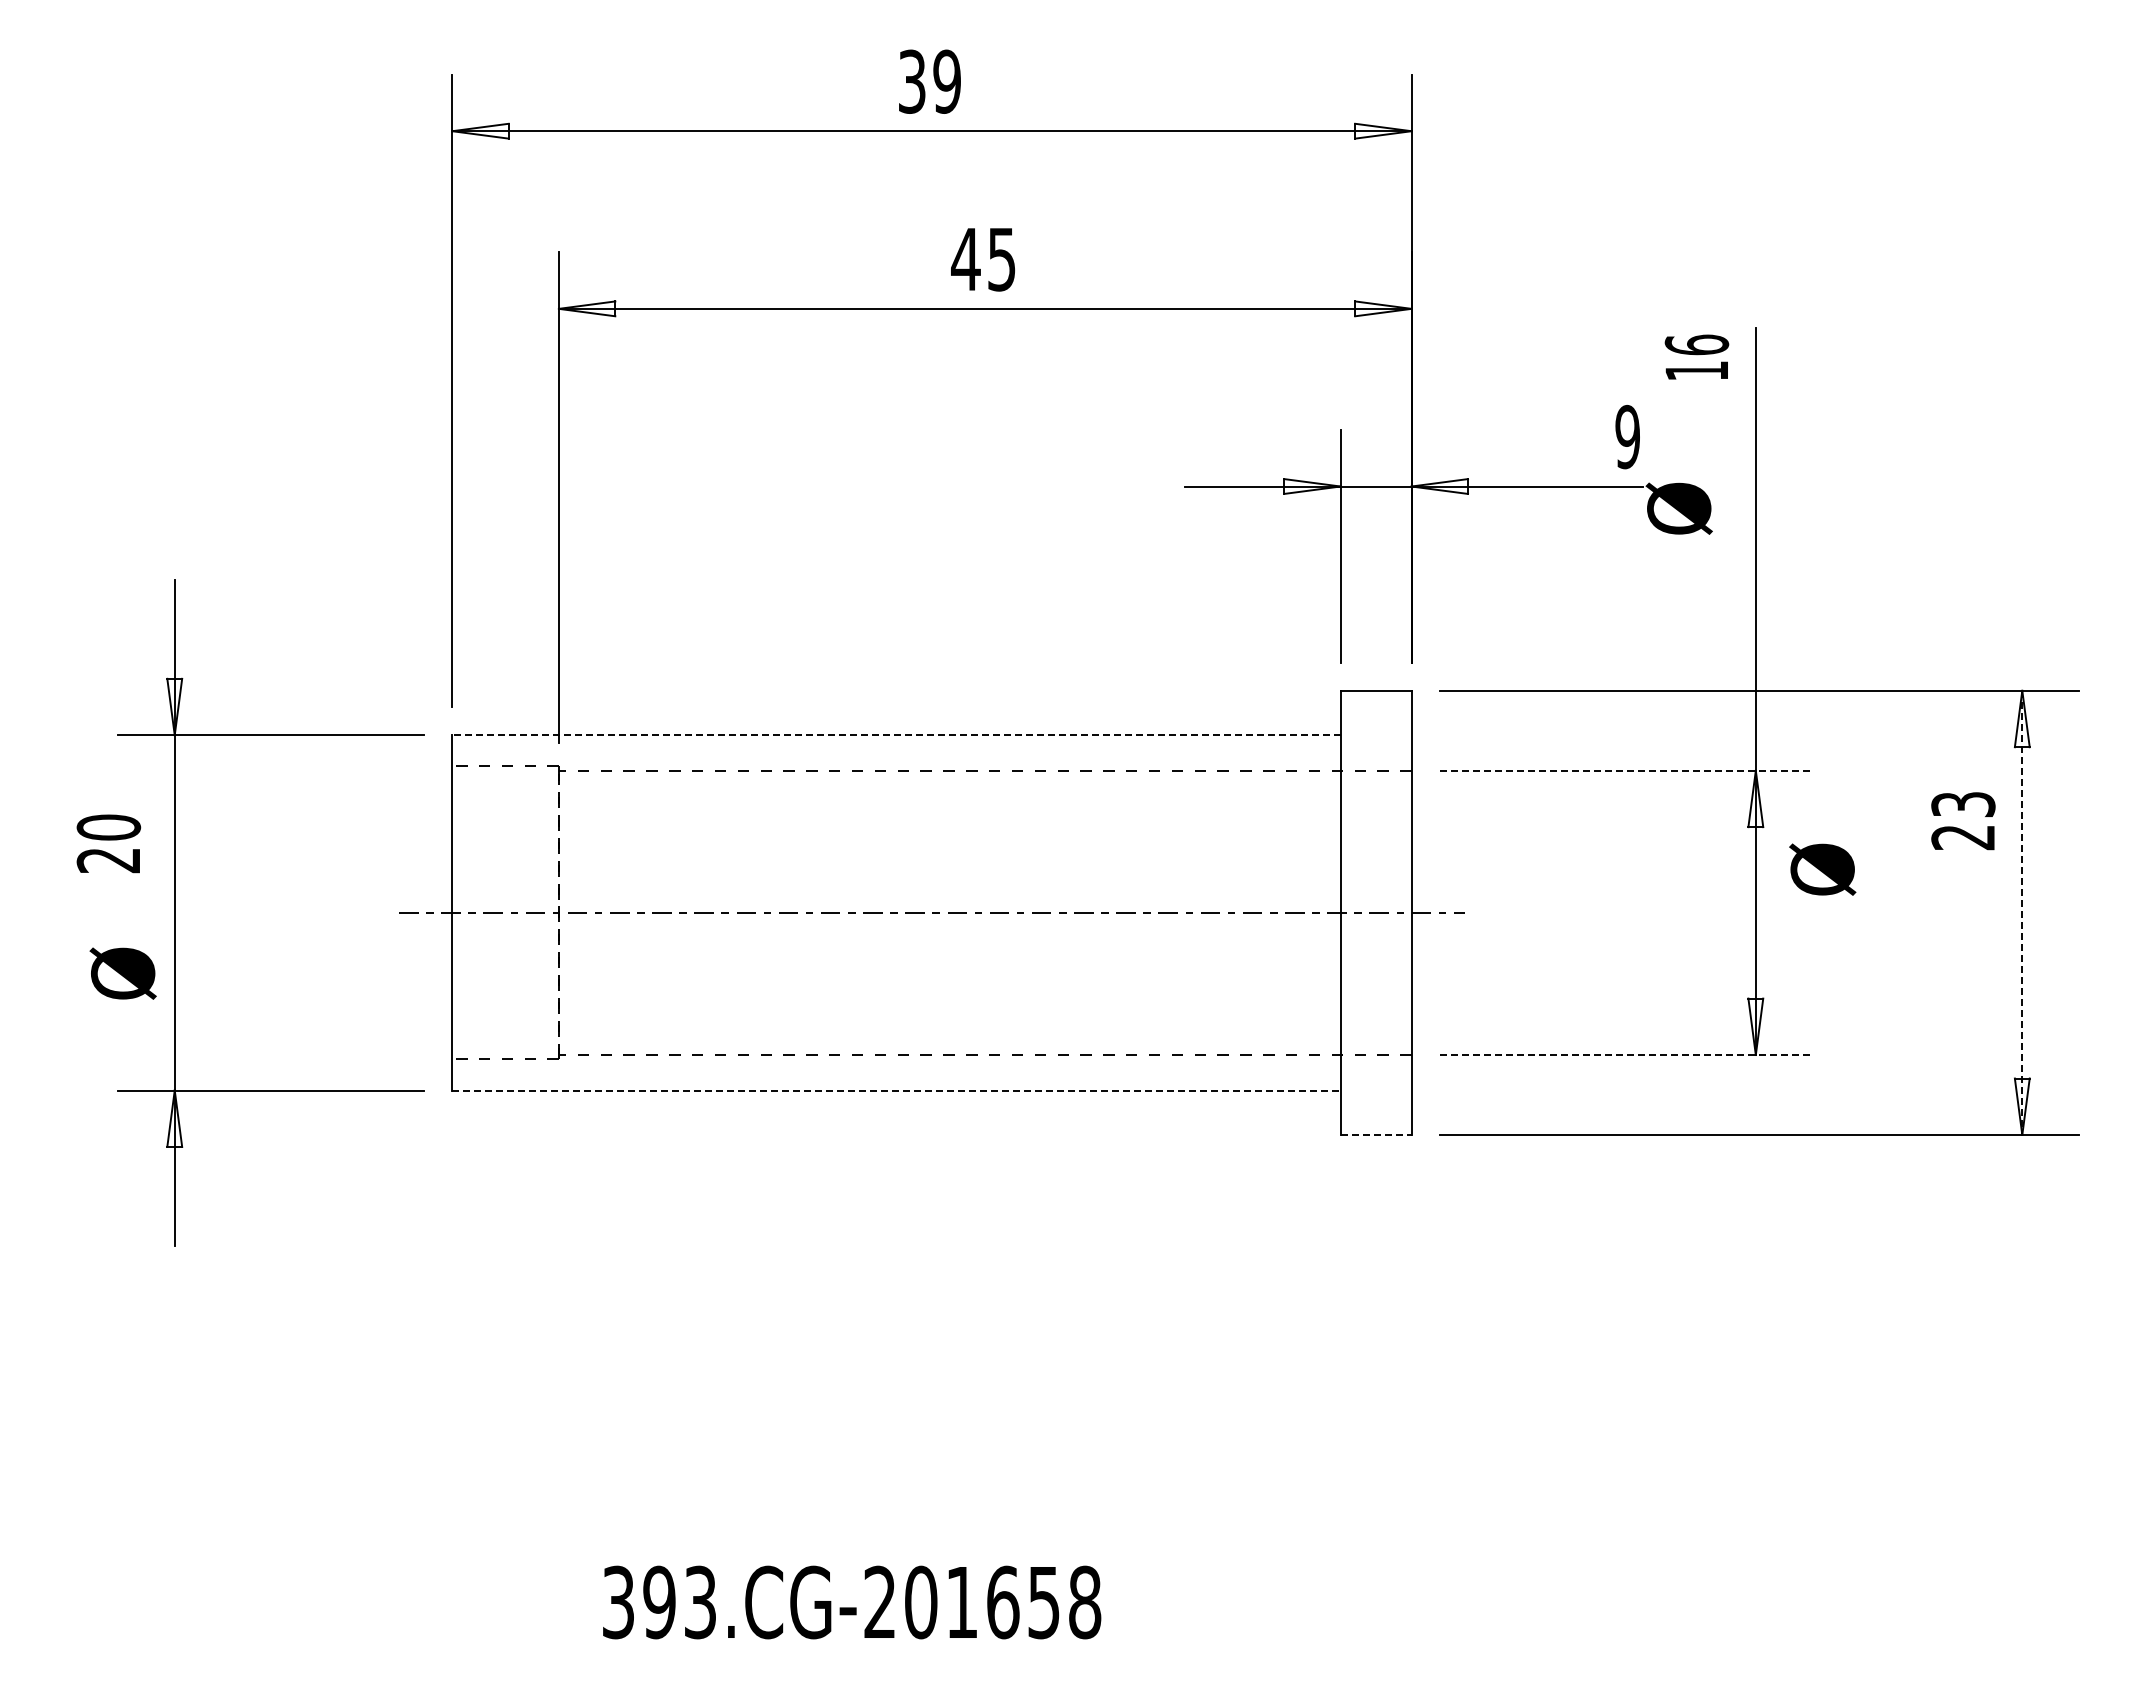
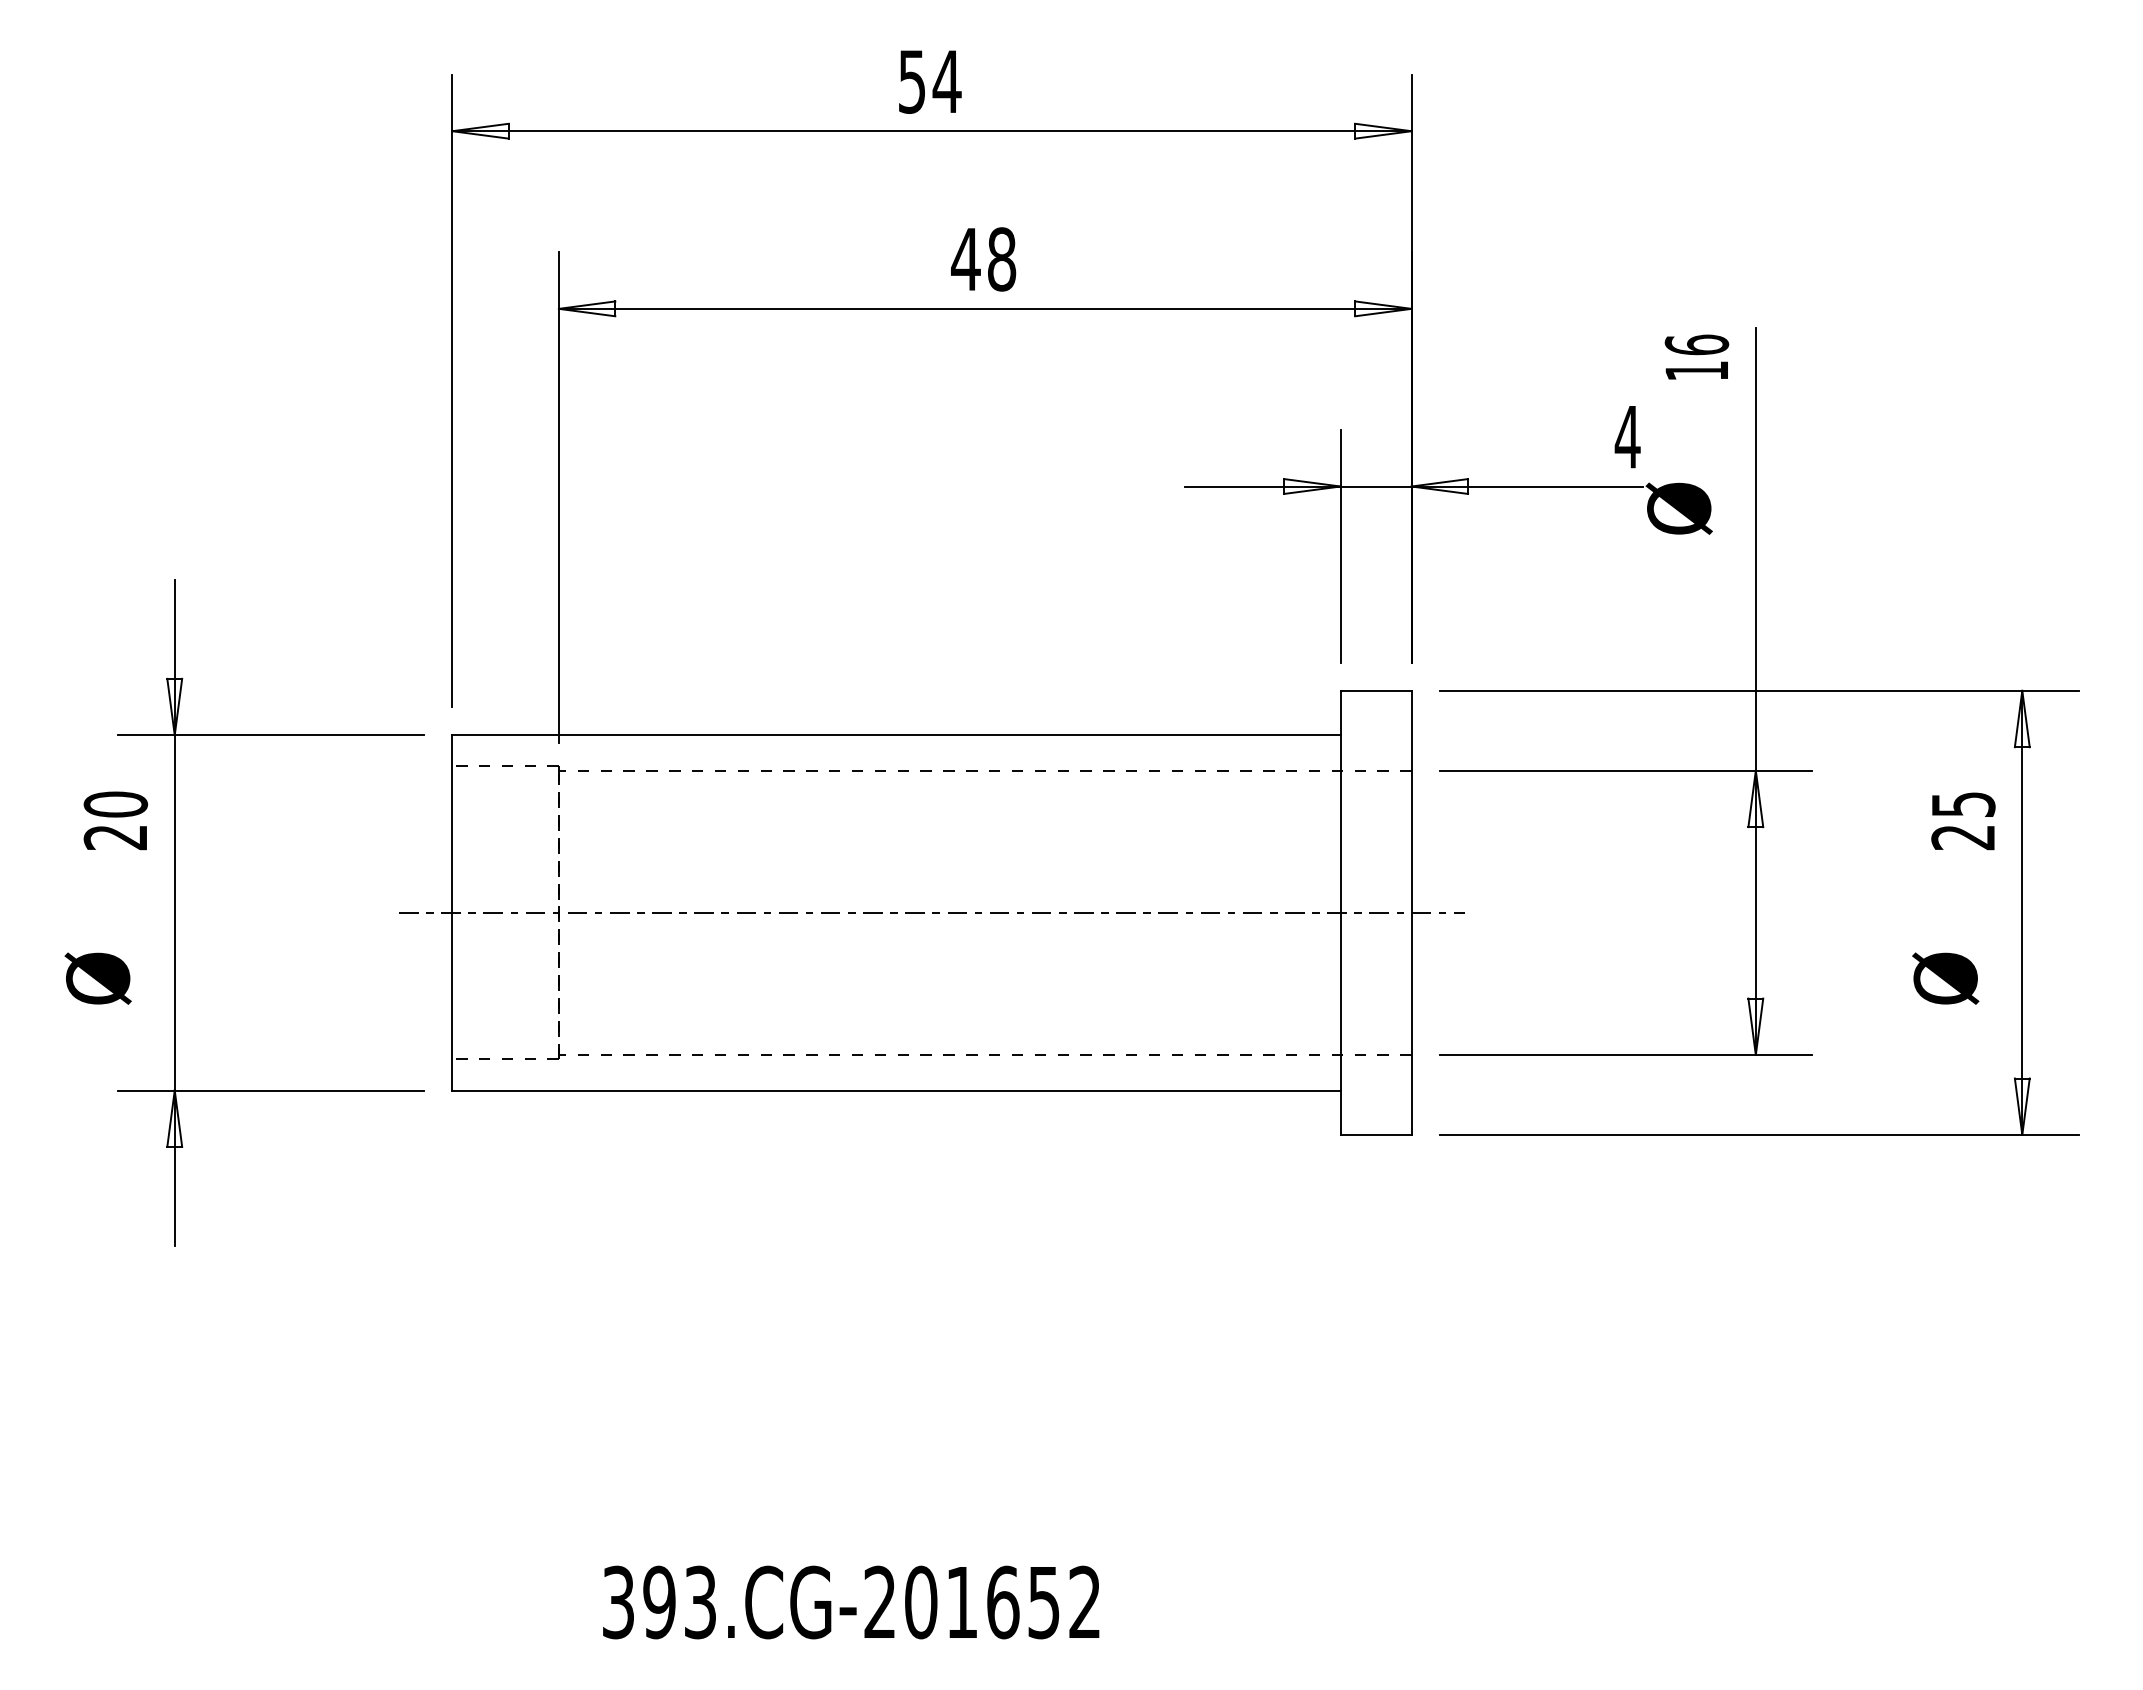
text: 39 -> 54 (930, 81)
text: 45 -> 48 (1002, 259)
text: 9 -> 4 (1627, 436)
line: dashed -> solid (895, 735)
line: dashed -> solid (1626, 770)
text: 23 -> 25 (1963, 804)
text position: (108, 843) -> (115, 820) (115, 820)
text position: (1822, 869) -> (1945, 978) (1945, 978)
line: dashed -> solid (2022, 913)
text position: (122, 973) -> (97, 978) (97, 978)
line: dashed -> solid (1626, 1054)
line: dashed -> solid (896, 1090)
line: dashed -> solid (1376, 1134)
text: 393.CG-201658 -> 393.CG-201652 (1085, 1602)
